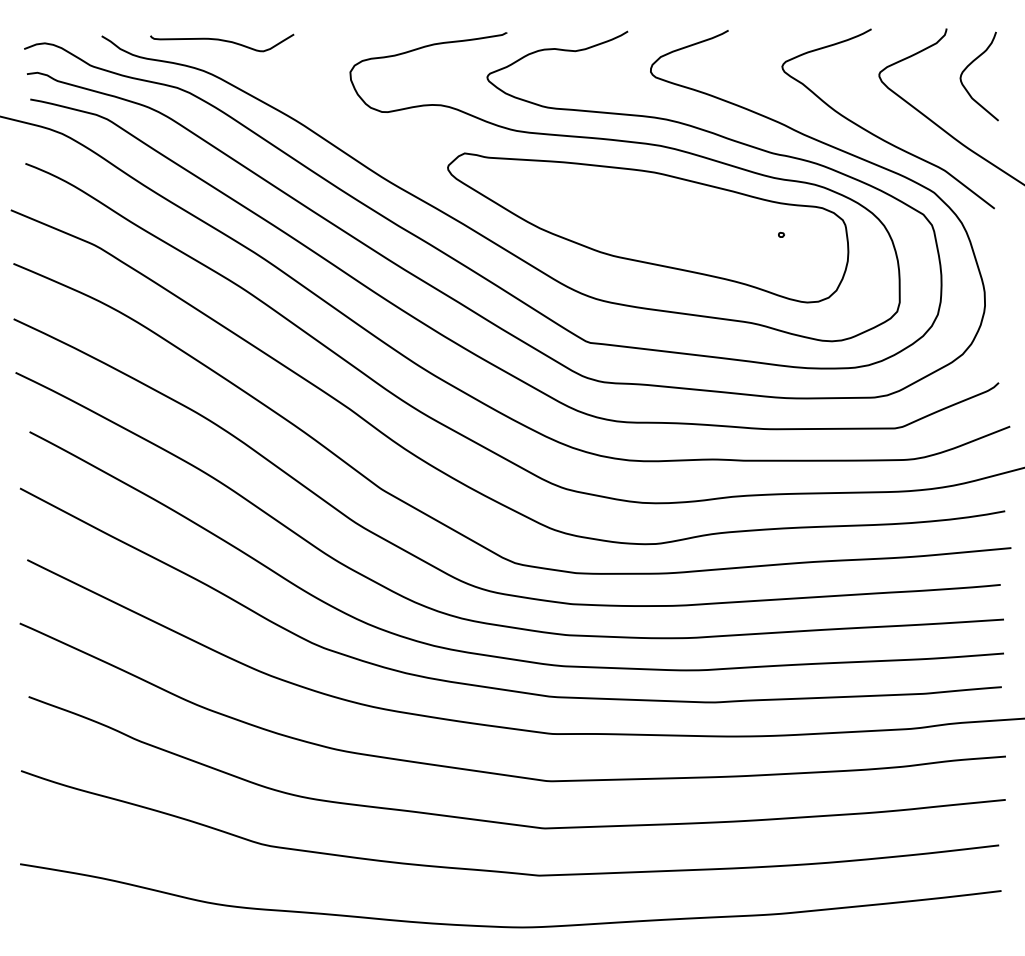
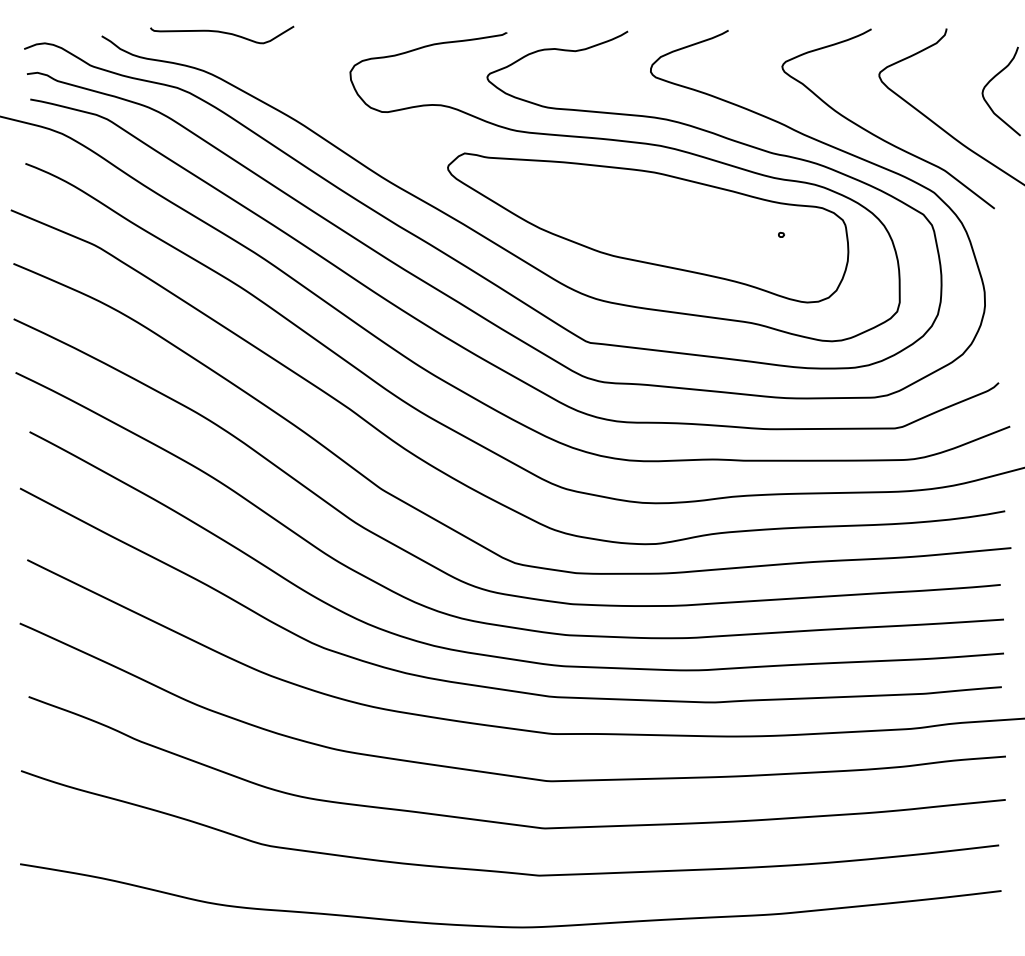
curve position: (222, 41) -> (222, 33) (222, 33)
curve position: (970, 65) -> (992, 80) (992, 80)
